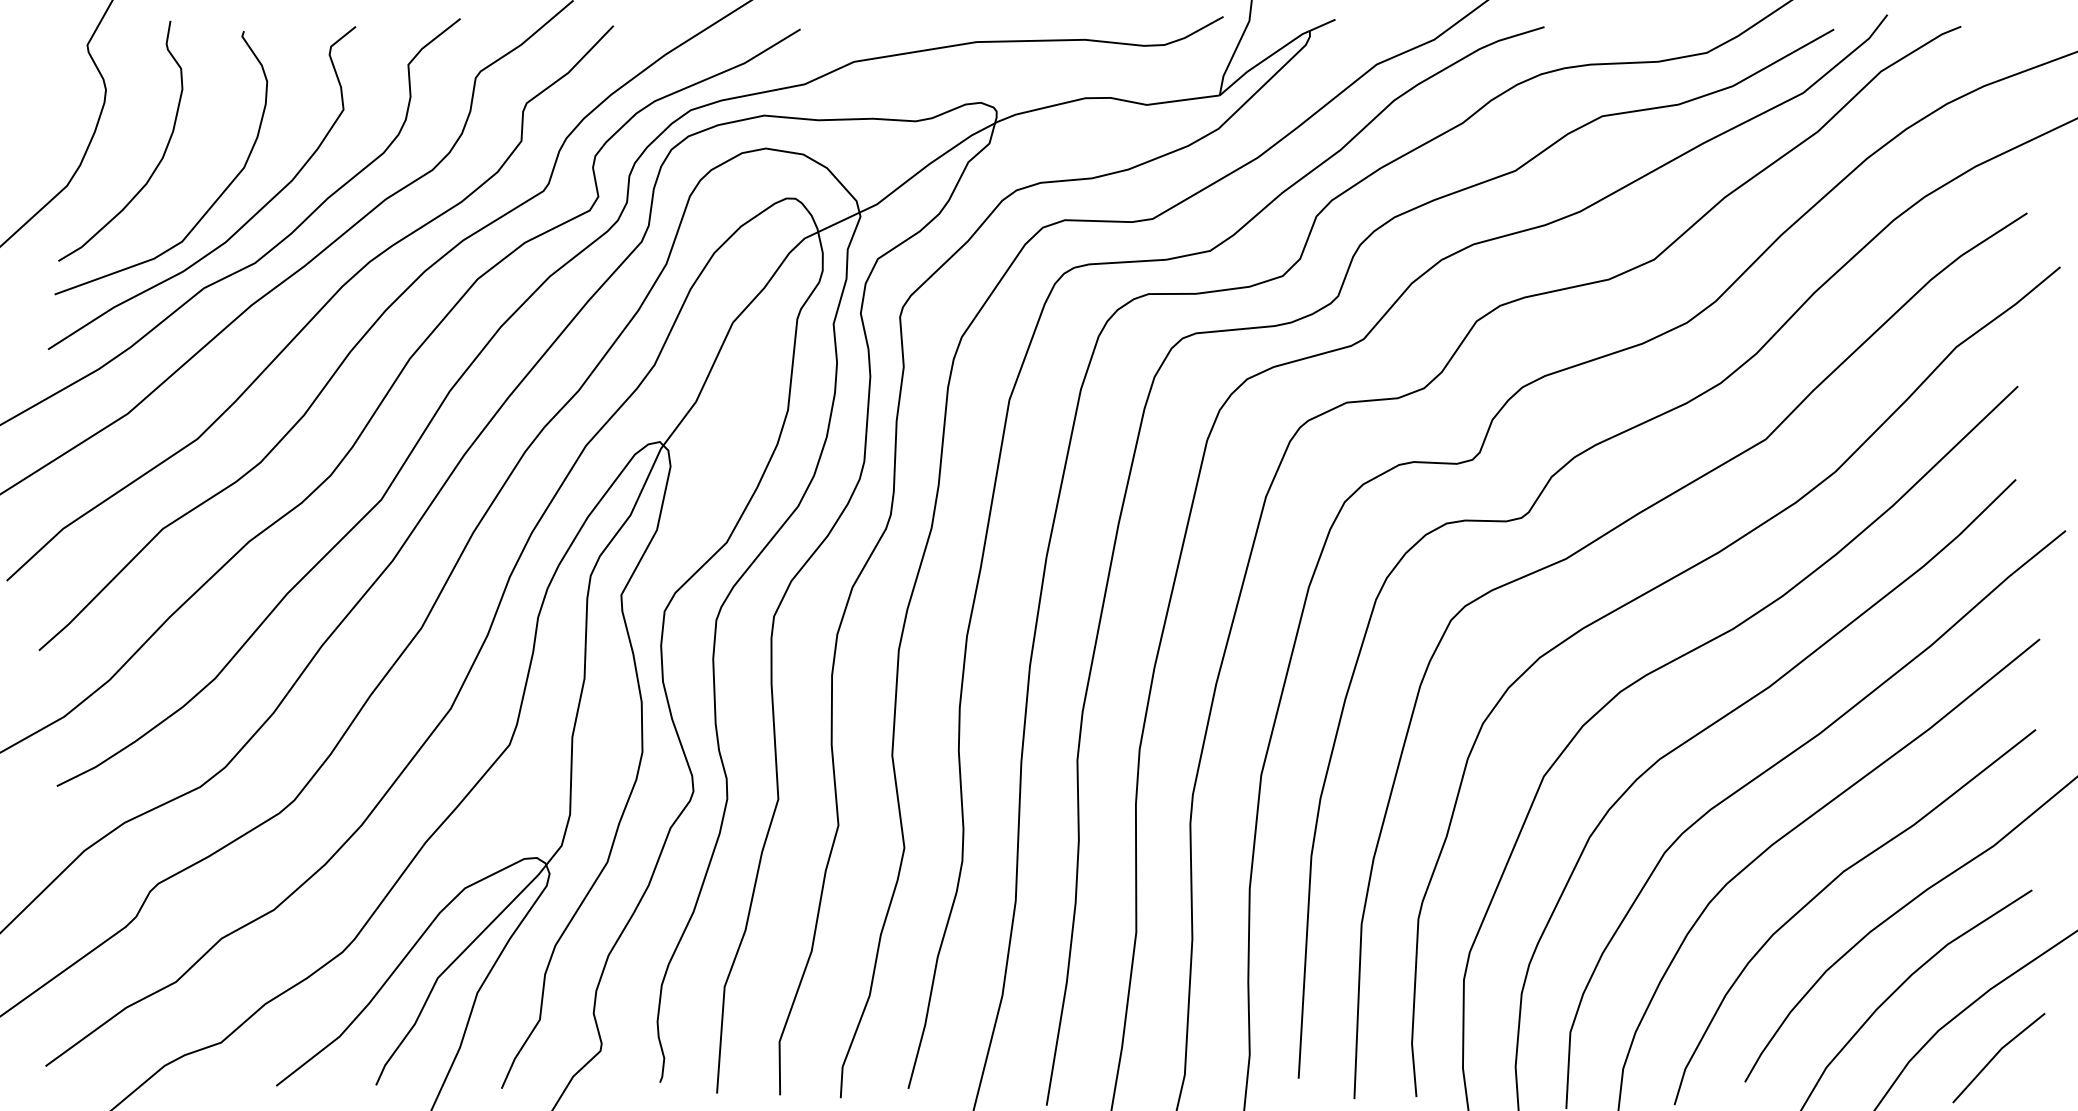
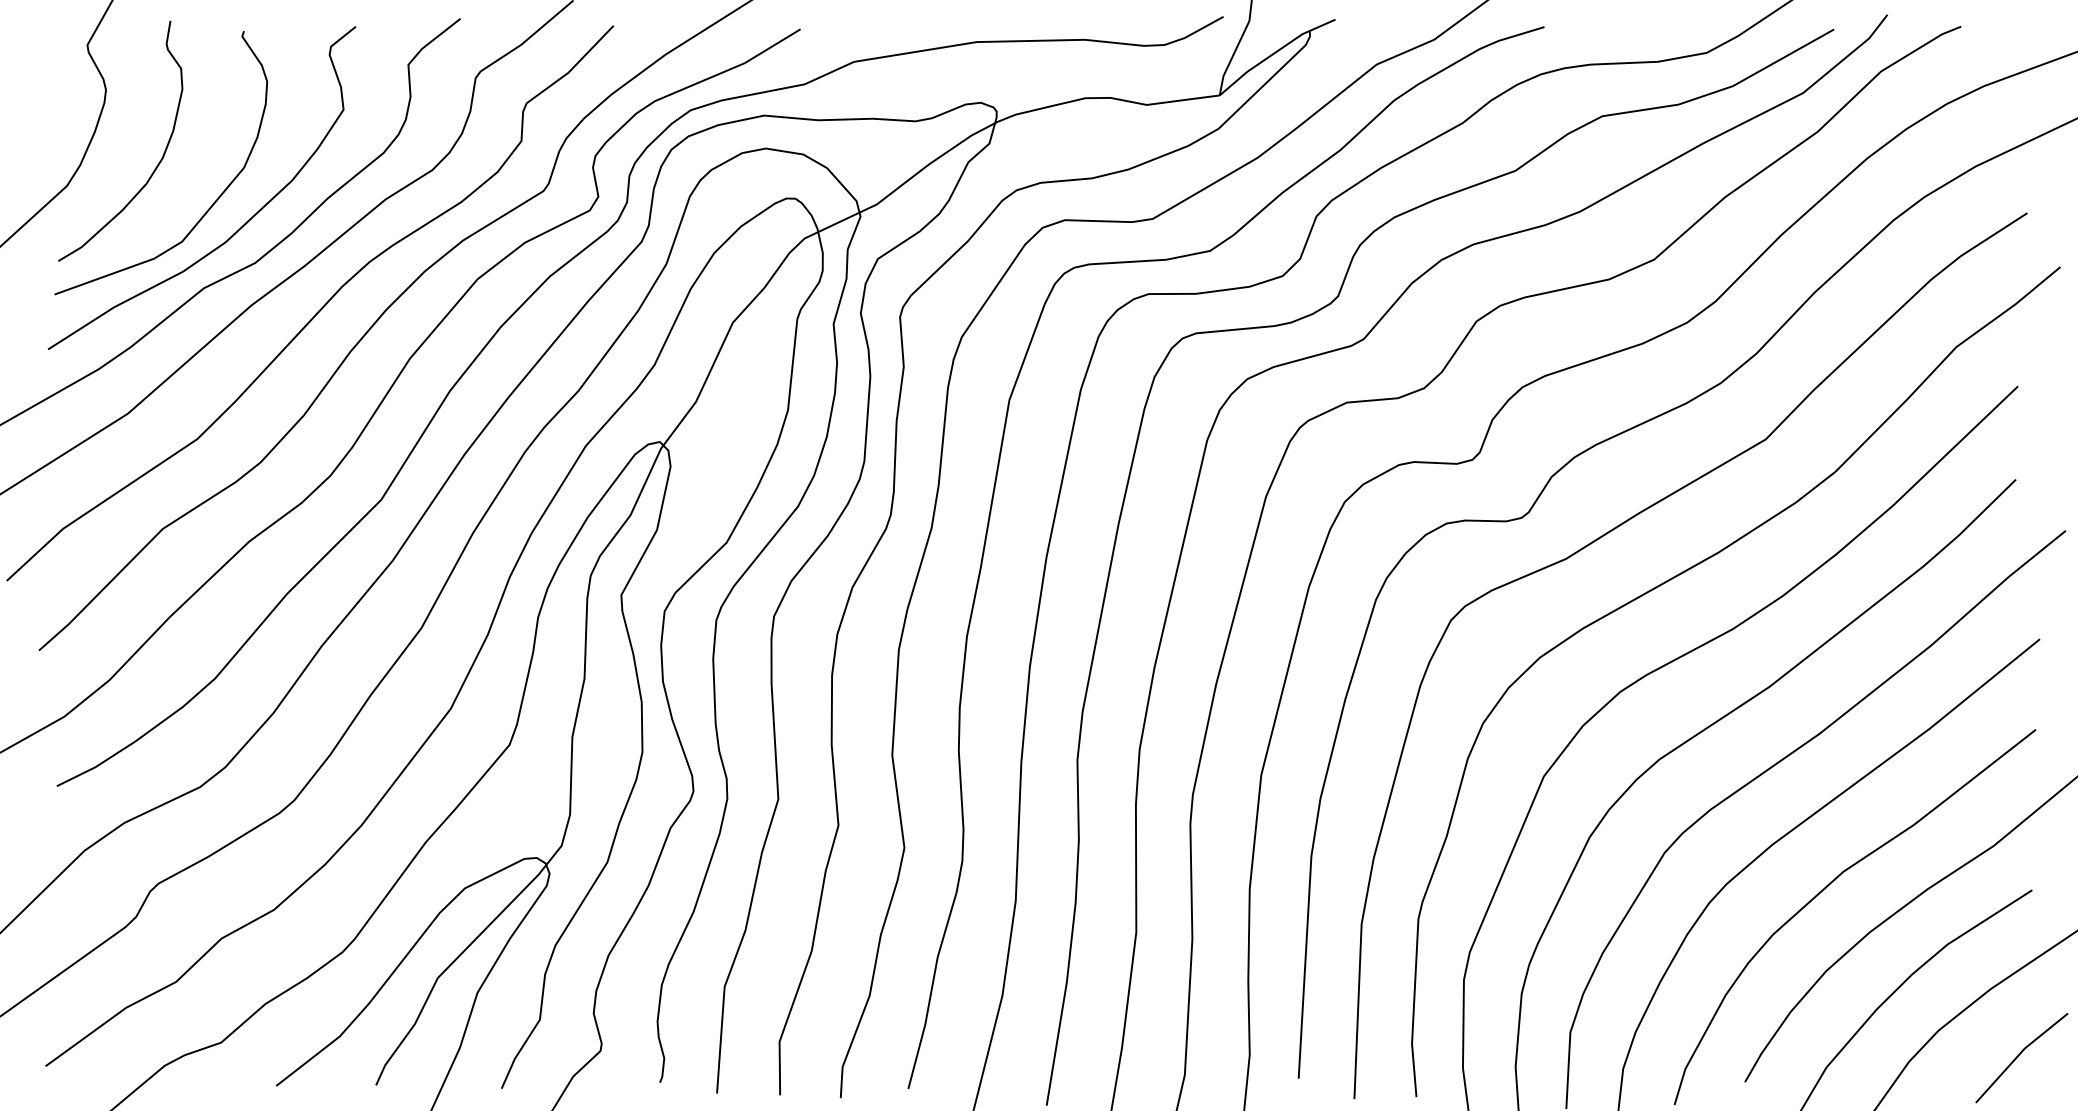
line position: (1995, 1057) -> (2018, 1057) (2018, 1057)
